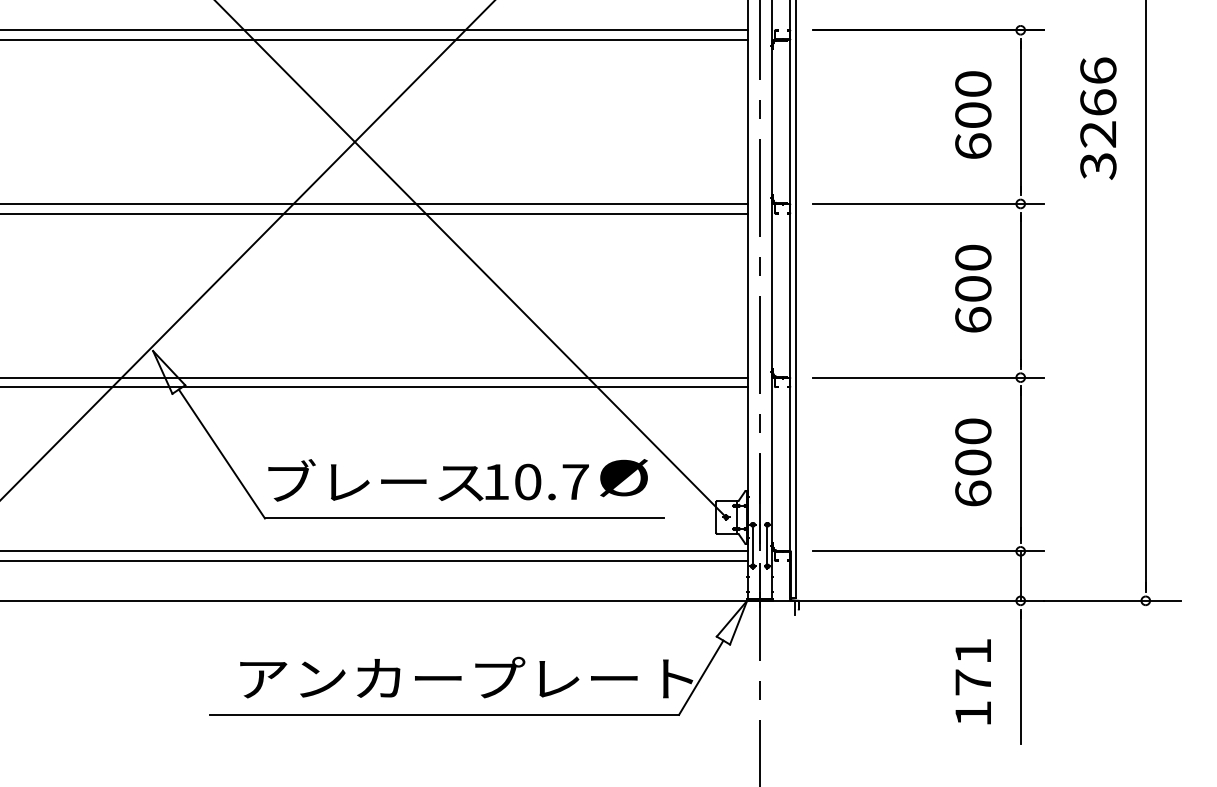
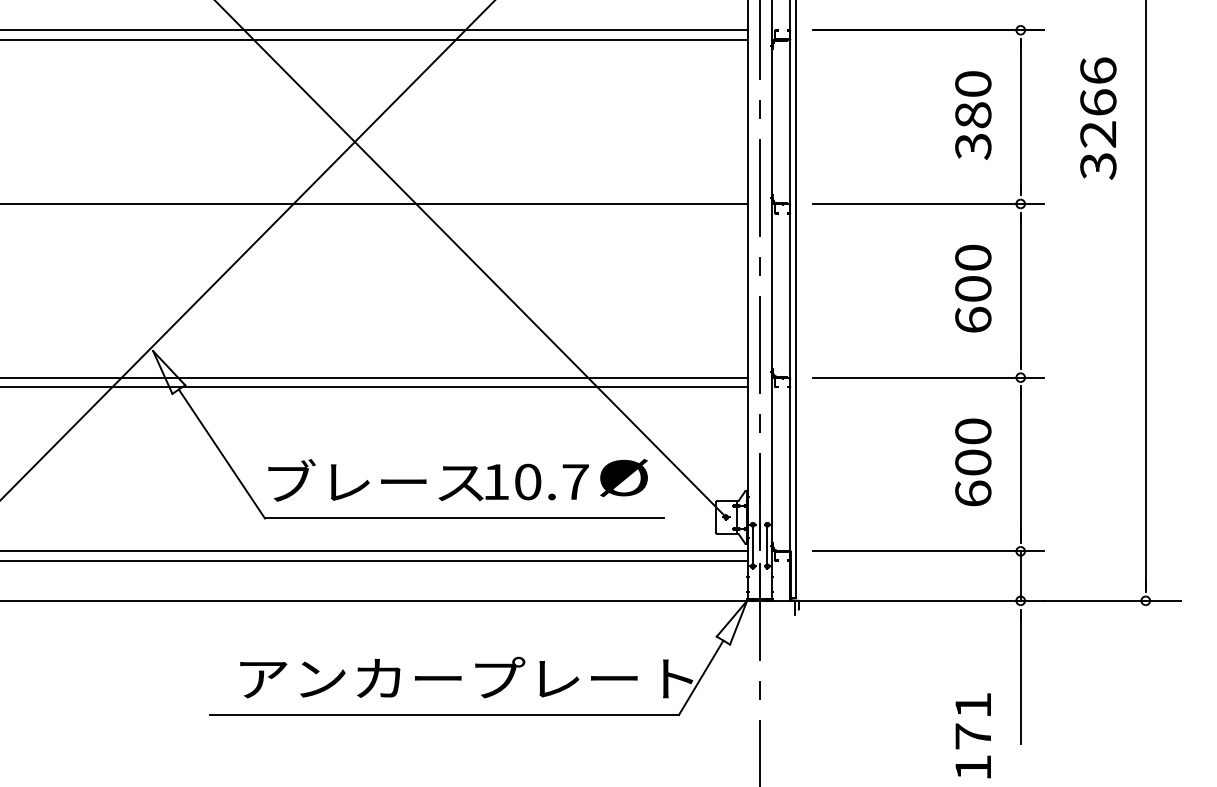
text: 600 -> 380 (973, 131)
line: present -> none (374, 213)
text position: (972, 681) -> (972, 735) (972, 735)
